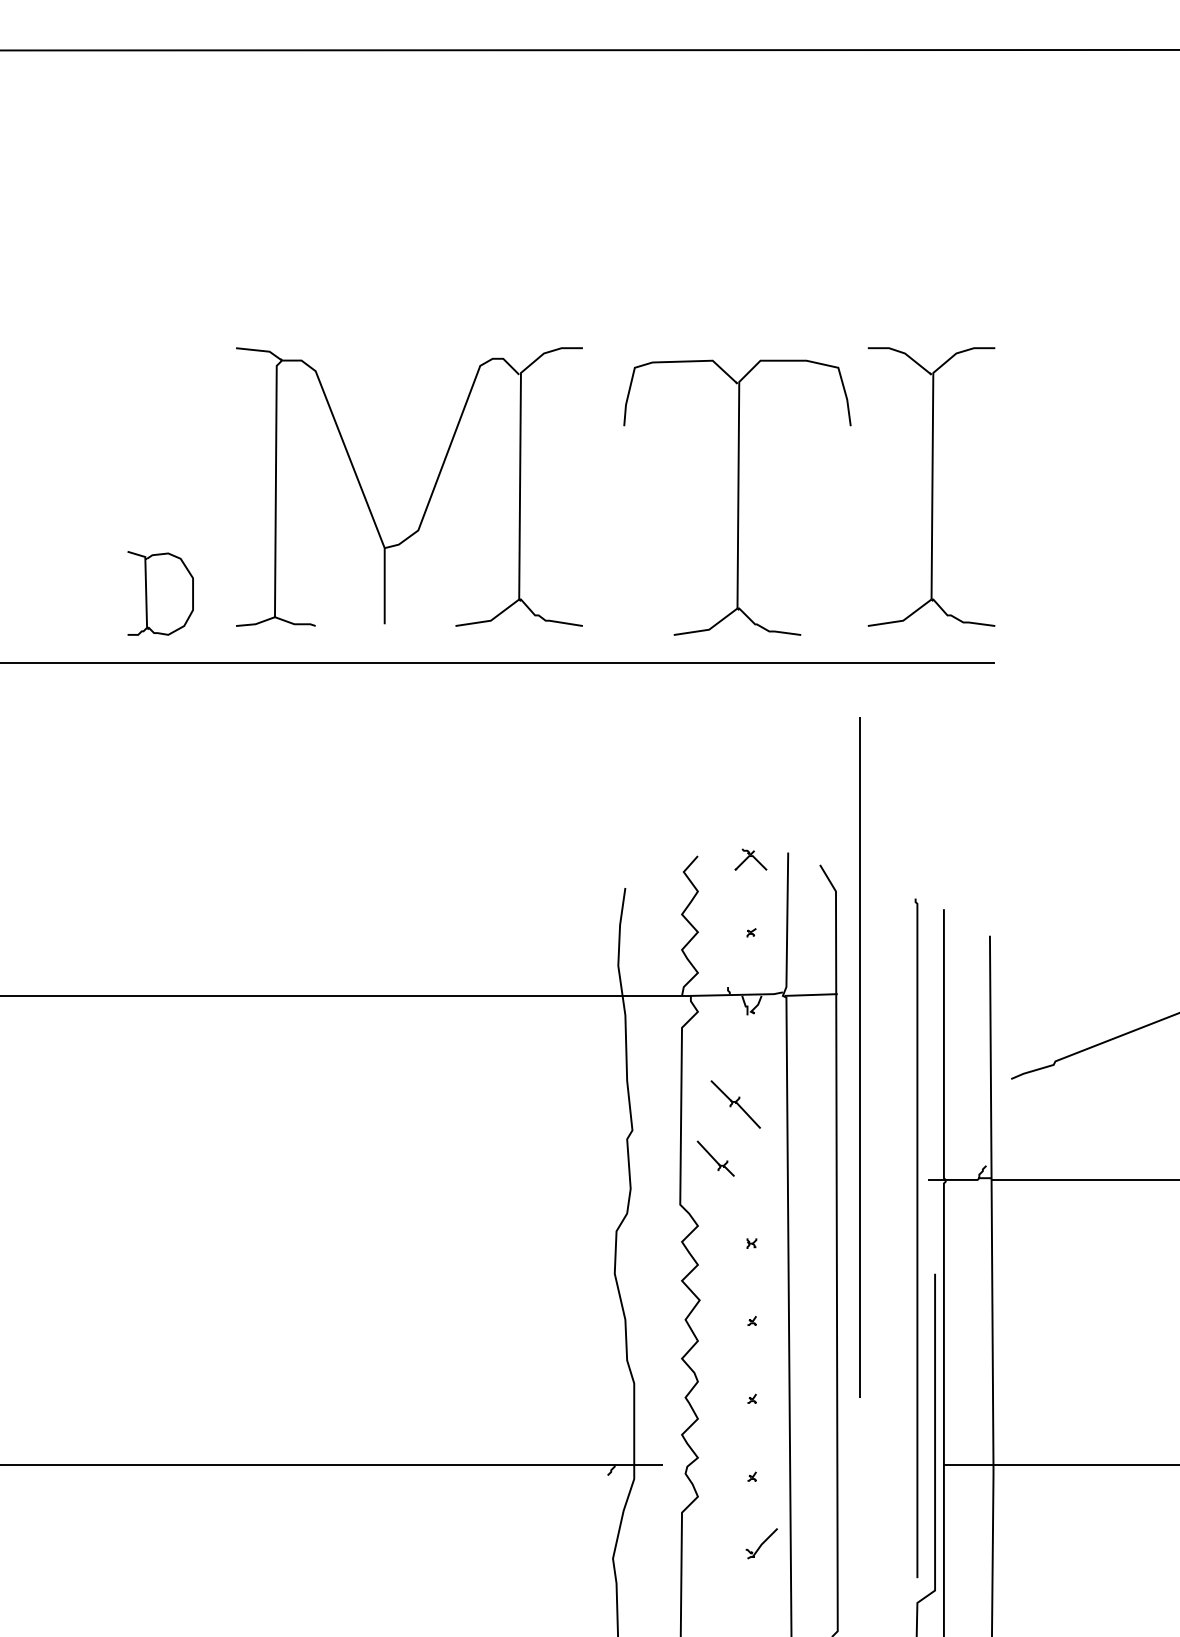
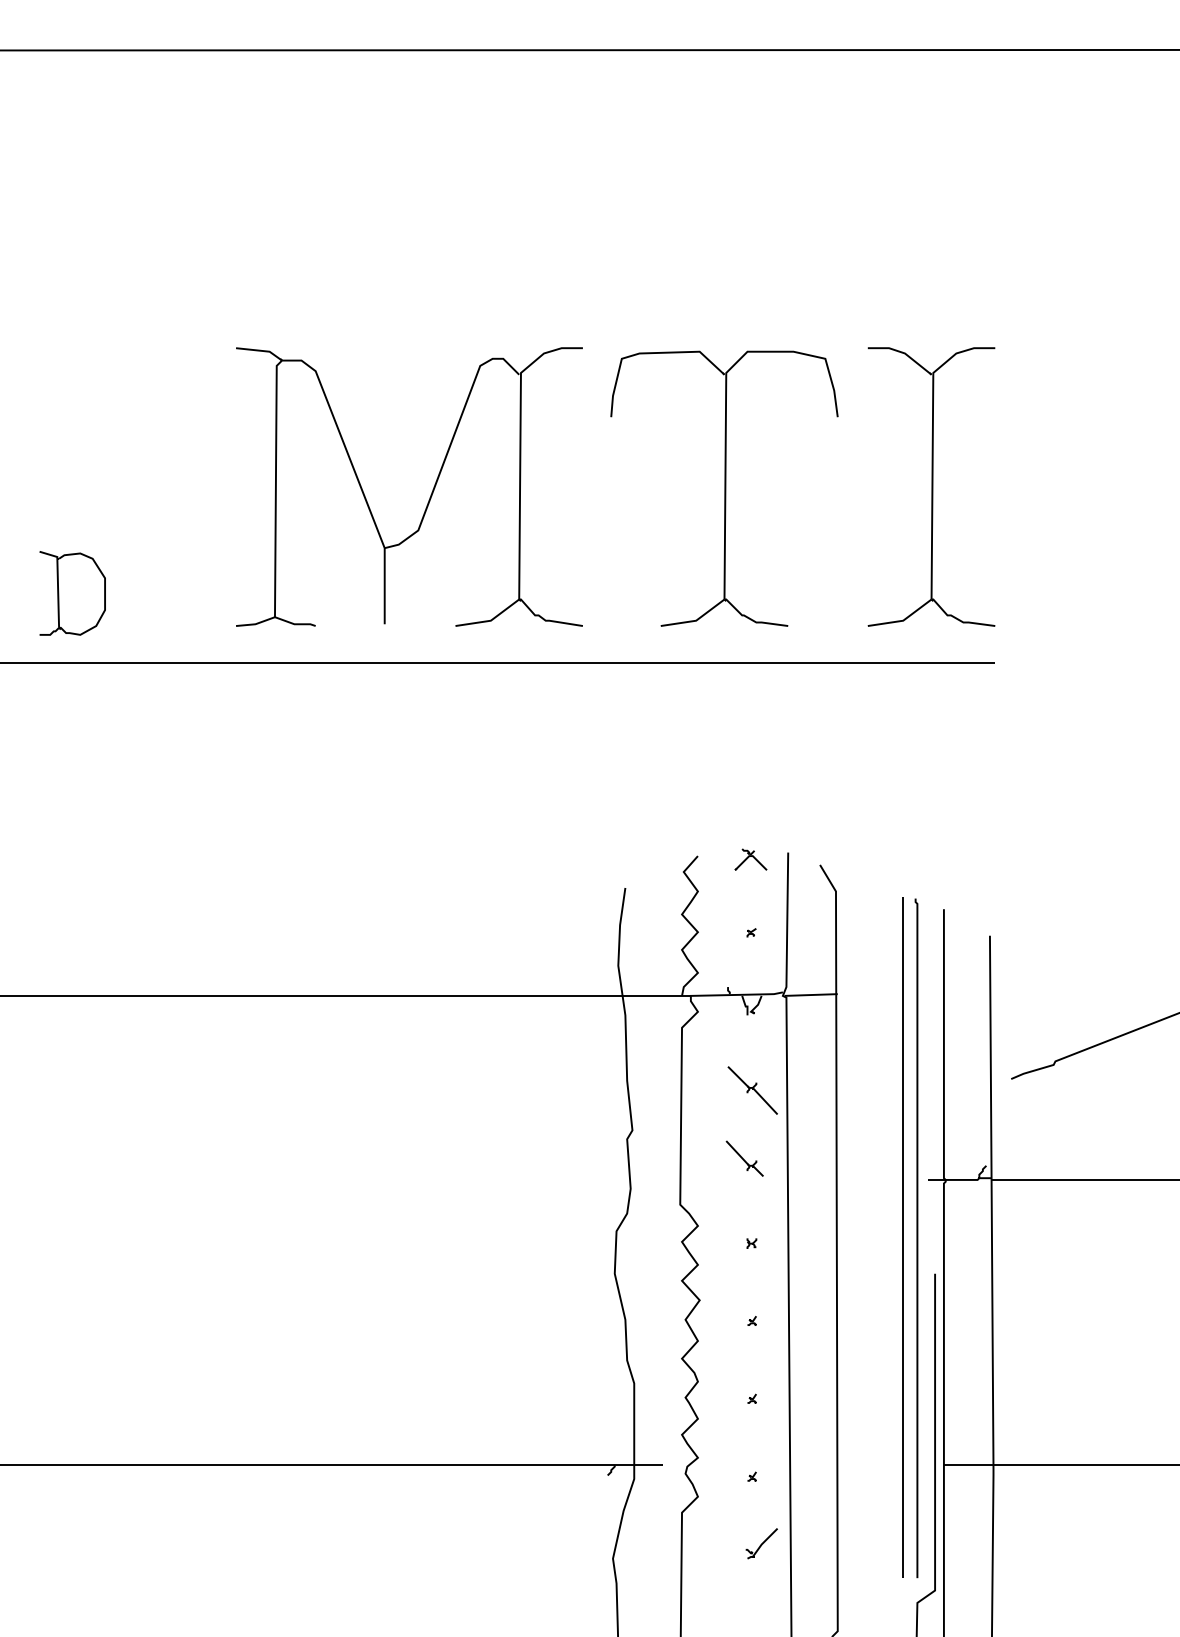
part position: (737, 497) -> (724, 488) (724, 488)
part position: (160, 593) -> (72, 593) (72, 593)
line position: (859, 1057) -> (902, 1237) (902, 1237)
part position: (735, 1104) -> (752, 1090) (752, 1090)
part position: (715, 1158) -> (744, 1158) (744, 1158)
